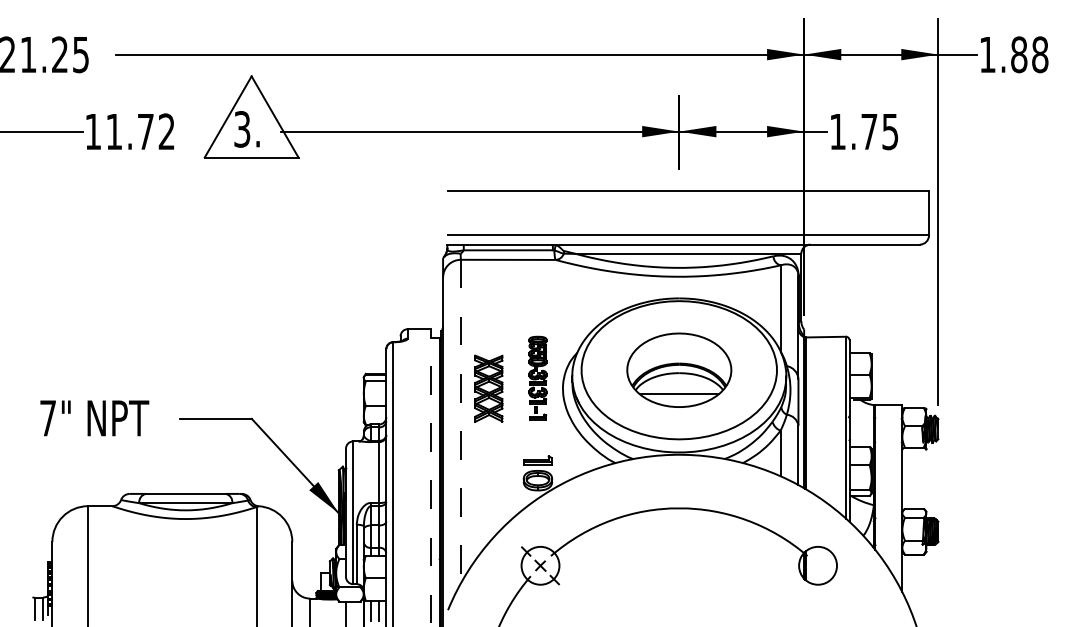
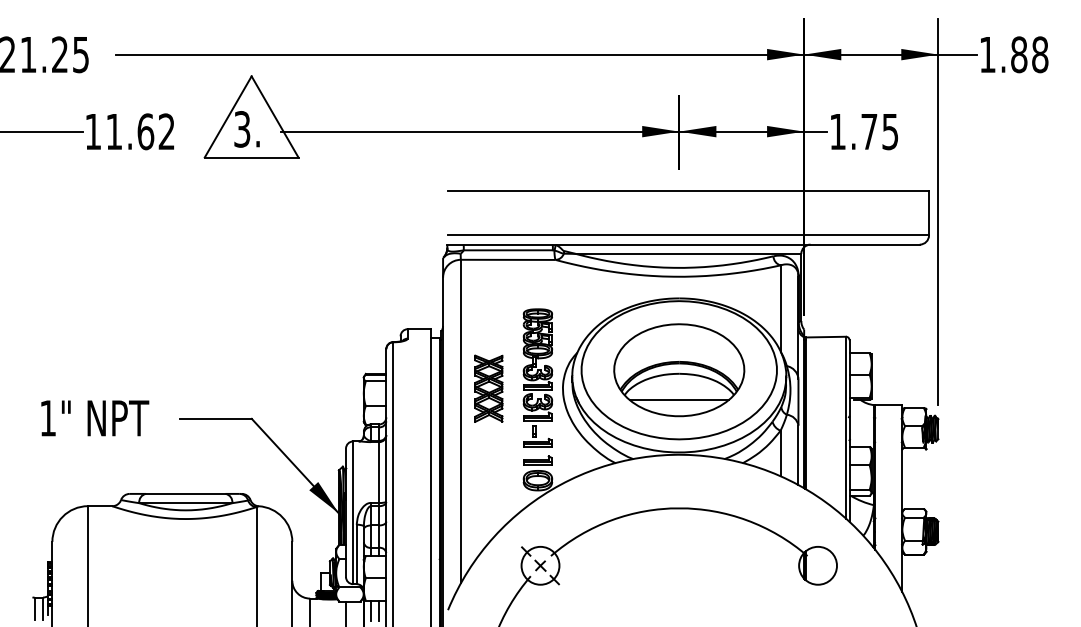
text: 11.72 -> 11.62 (145, 131)
part size: 107x76 px -> 133x95 px (679, 370)
part size: 20x86 px -> 32x140 px (537, 377)
text: 7" -> 1" (47, 418)
line: dashed -> solid (460, 421)
line: dashed -> solid (431, 477)
